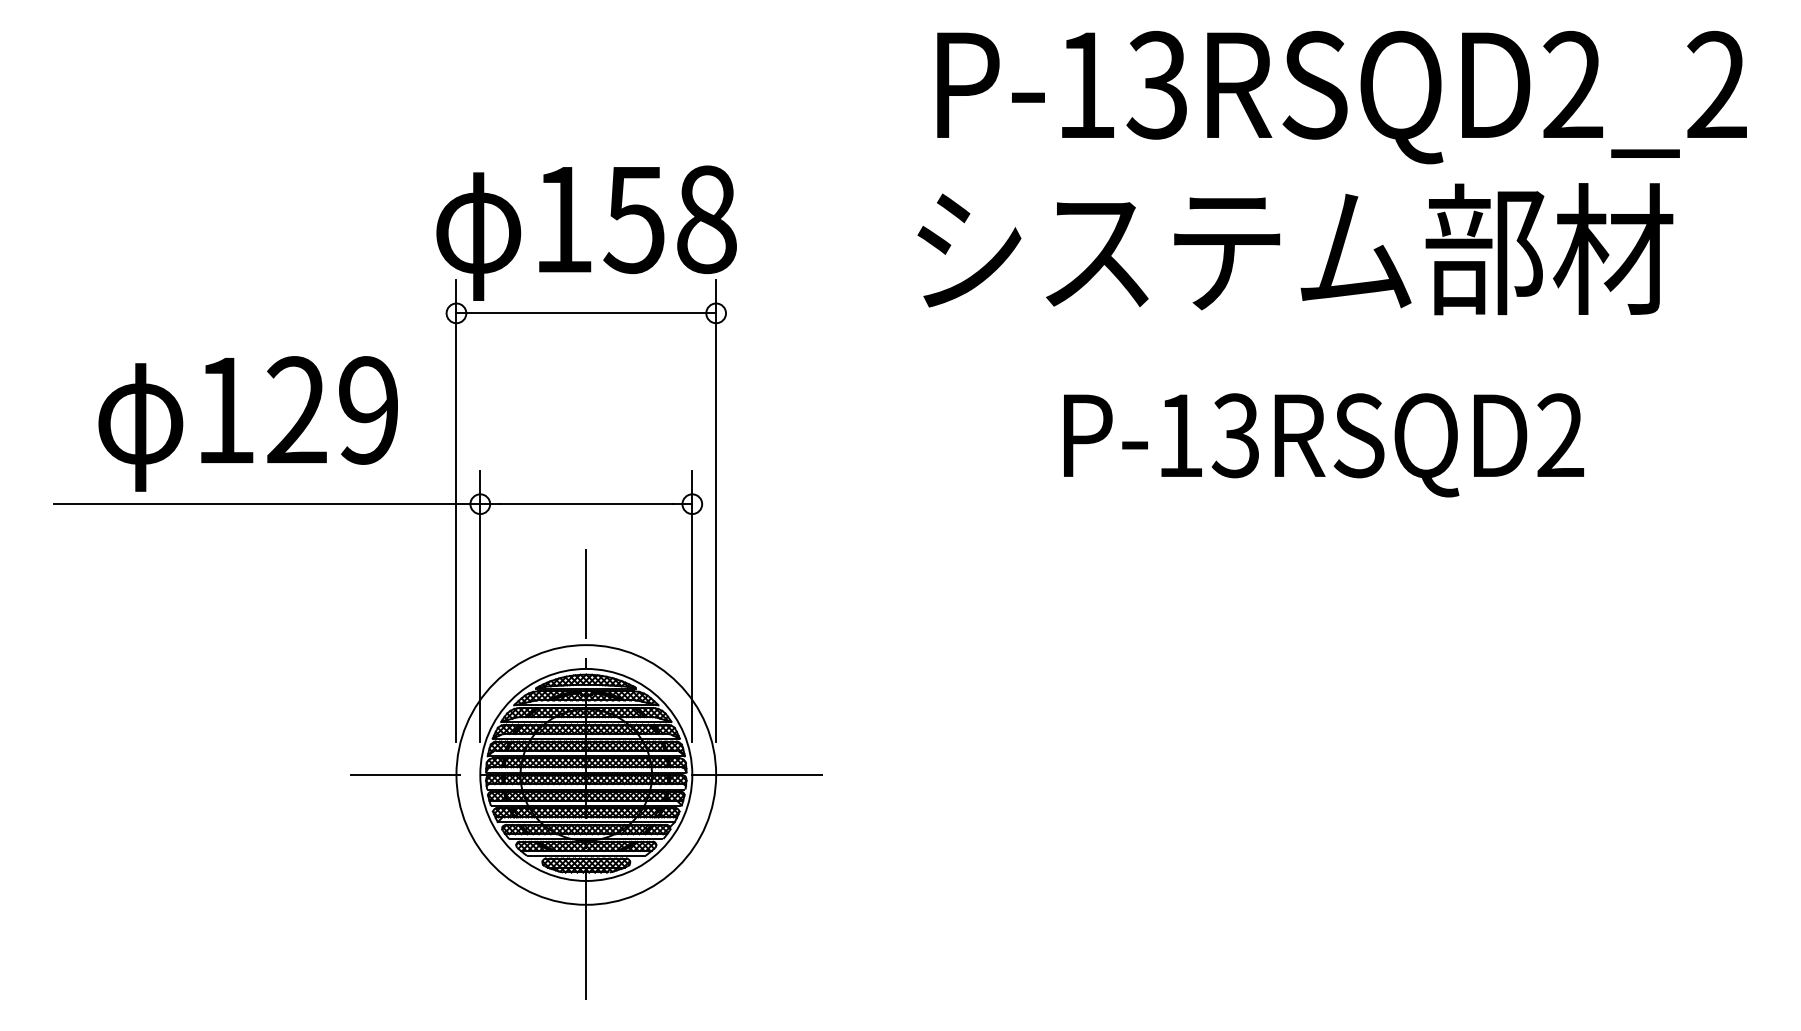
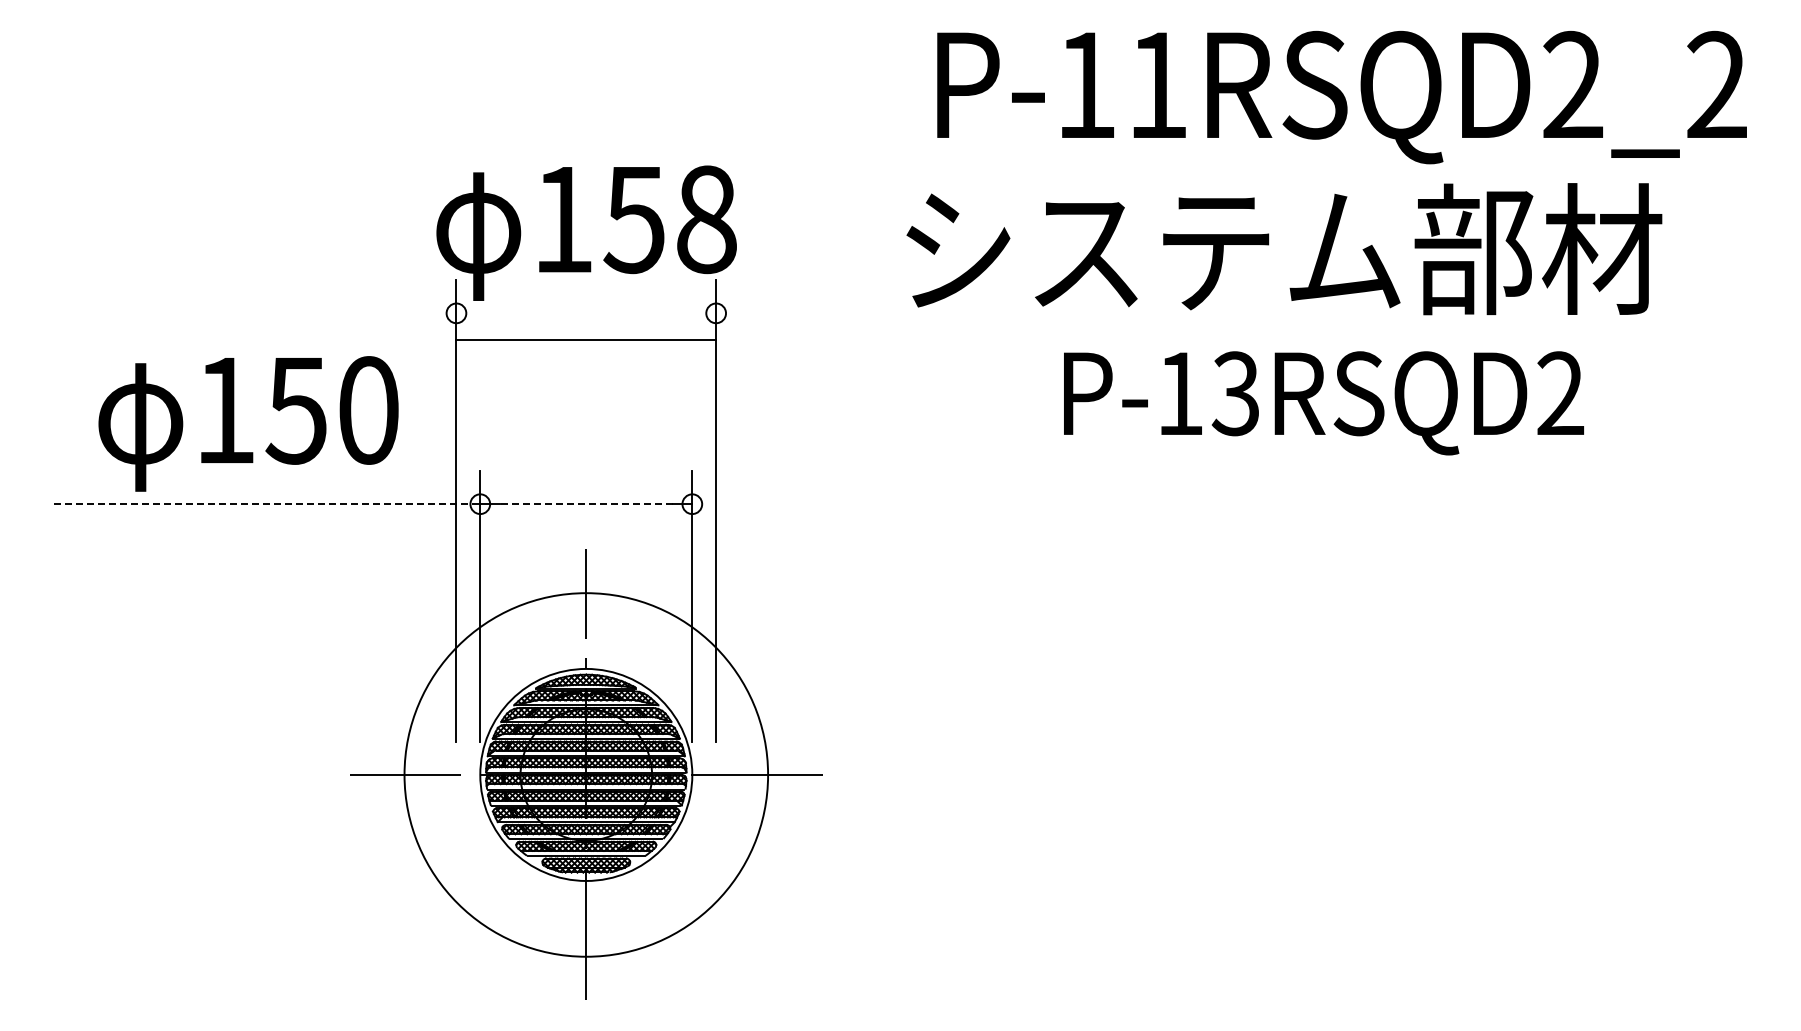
text: P-13RSQD2_2 -> P-11RSQD2_2 (1156, 84)
text position: (1295, 249) -> (1284, 249) (1284, 249)
line position: (586, 313) -> (586, 340) (586, 340)
text: 129 -> 150 (331, 410)
text position: (1323, 445) -> (1323, 403) (1323, 403)
line: solid -> dashed (267, 504)
line: solid -> dashed (585, 504)
circle diameter: 260 px -> 364 px (586, 774)
